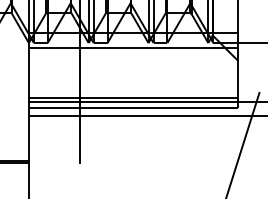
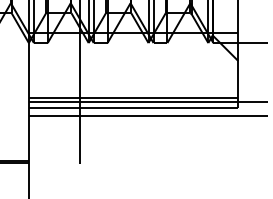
line: present -> none (133, 47)
line: present -> none (243, 143)
